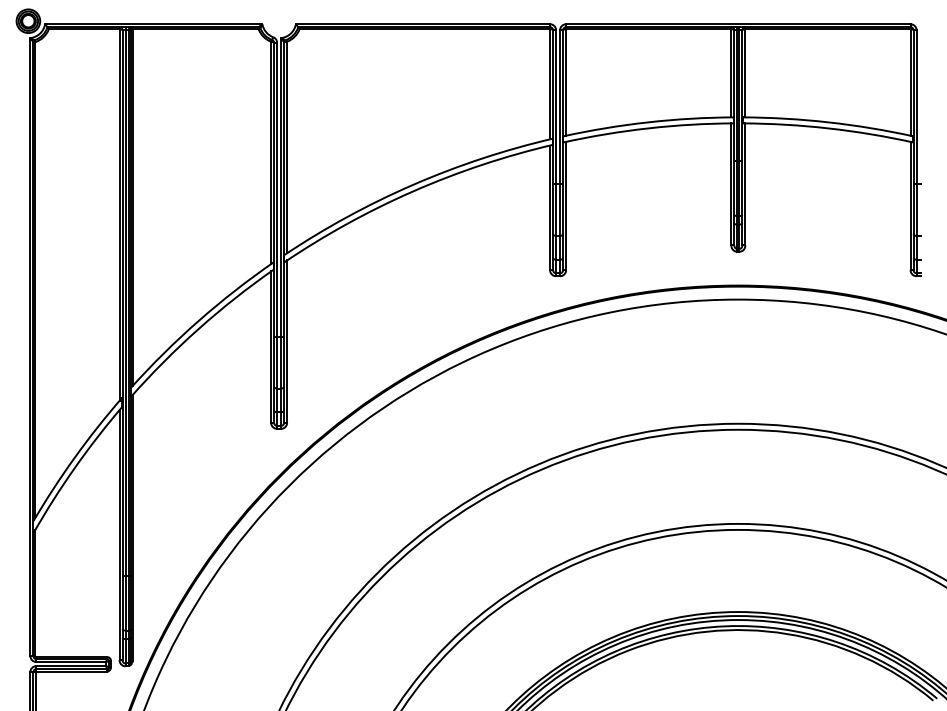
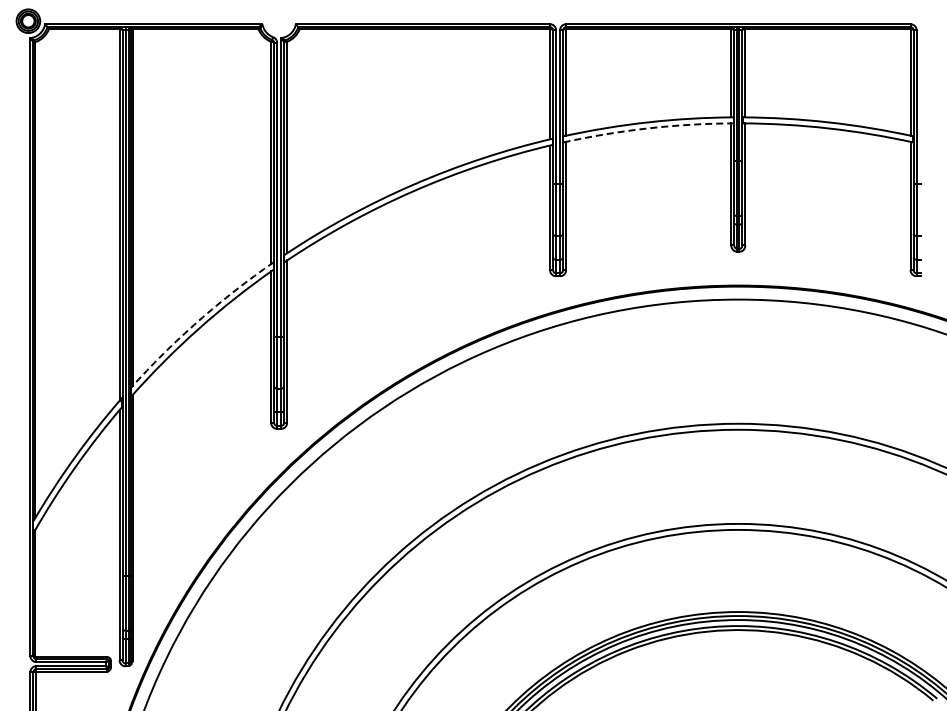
arc: solid -> dashed (648, 128)
arc: solid -> dashed (198, 321)
